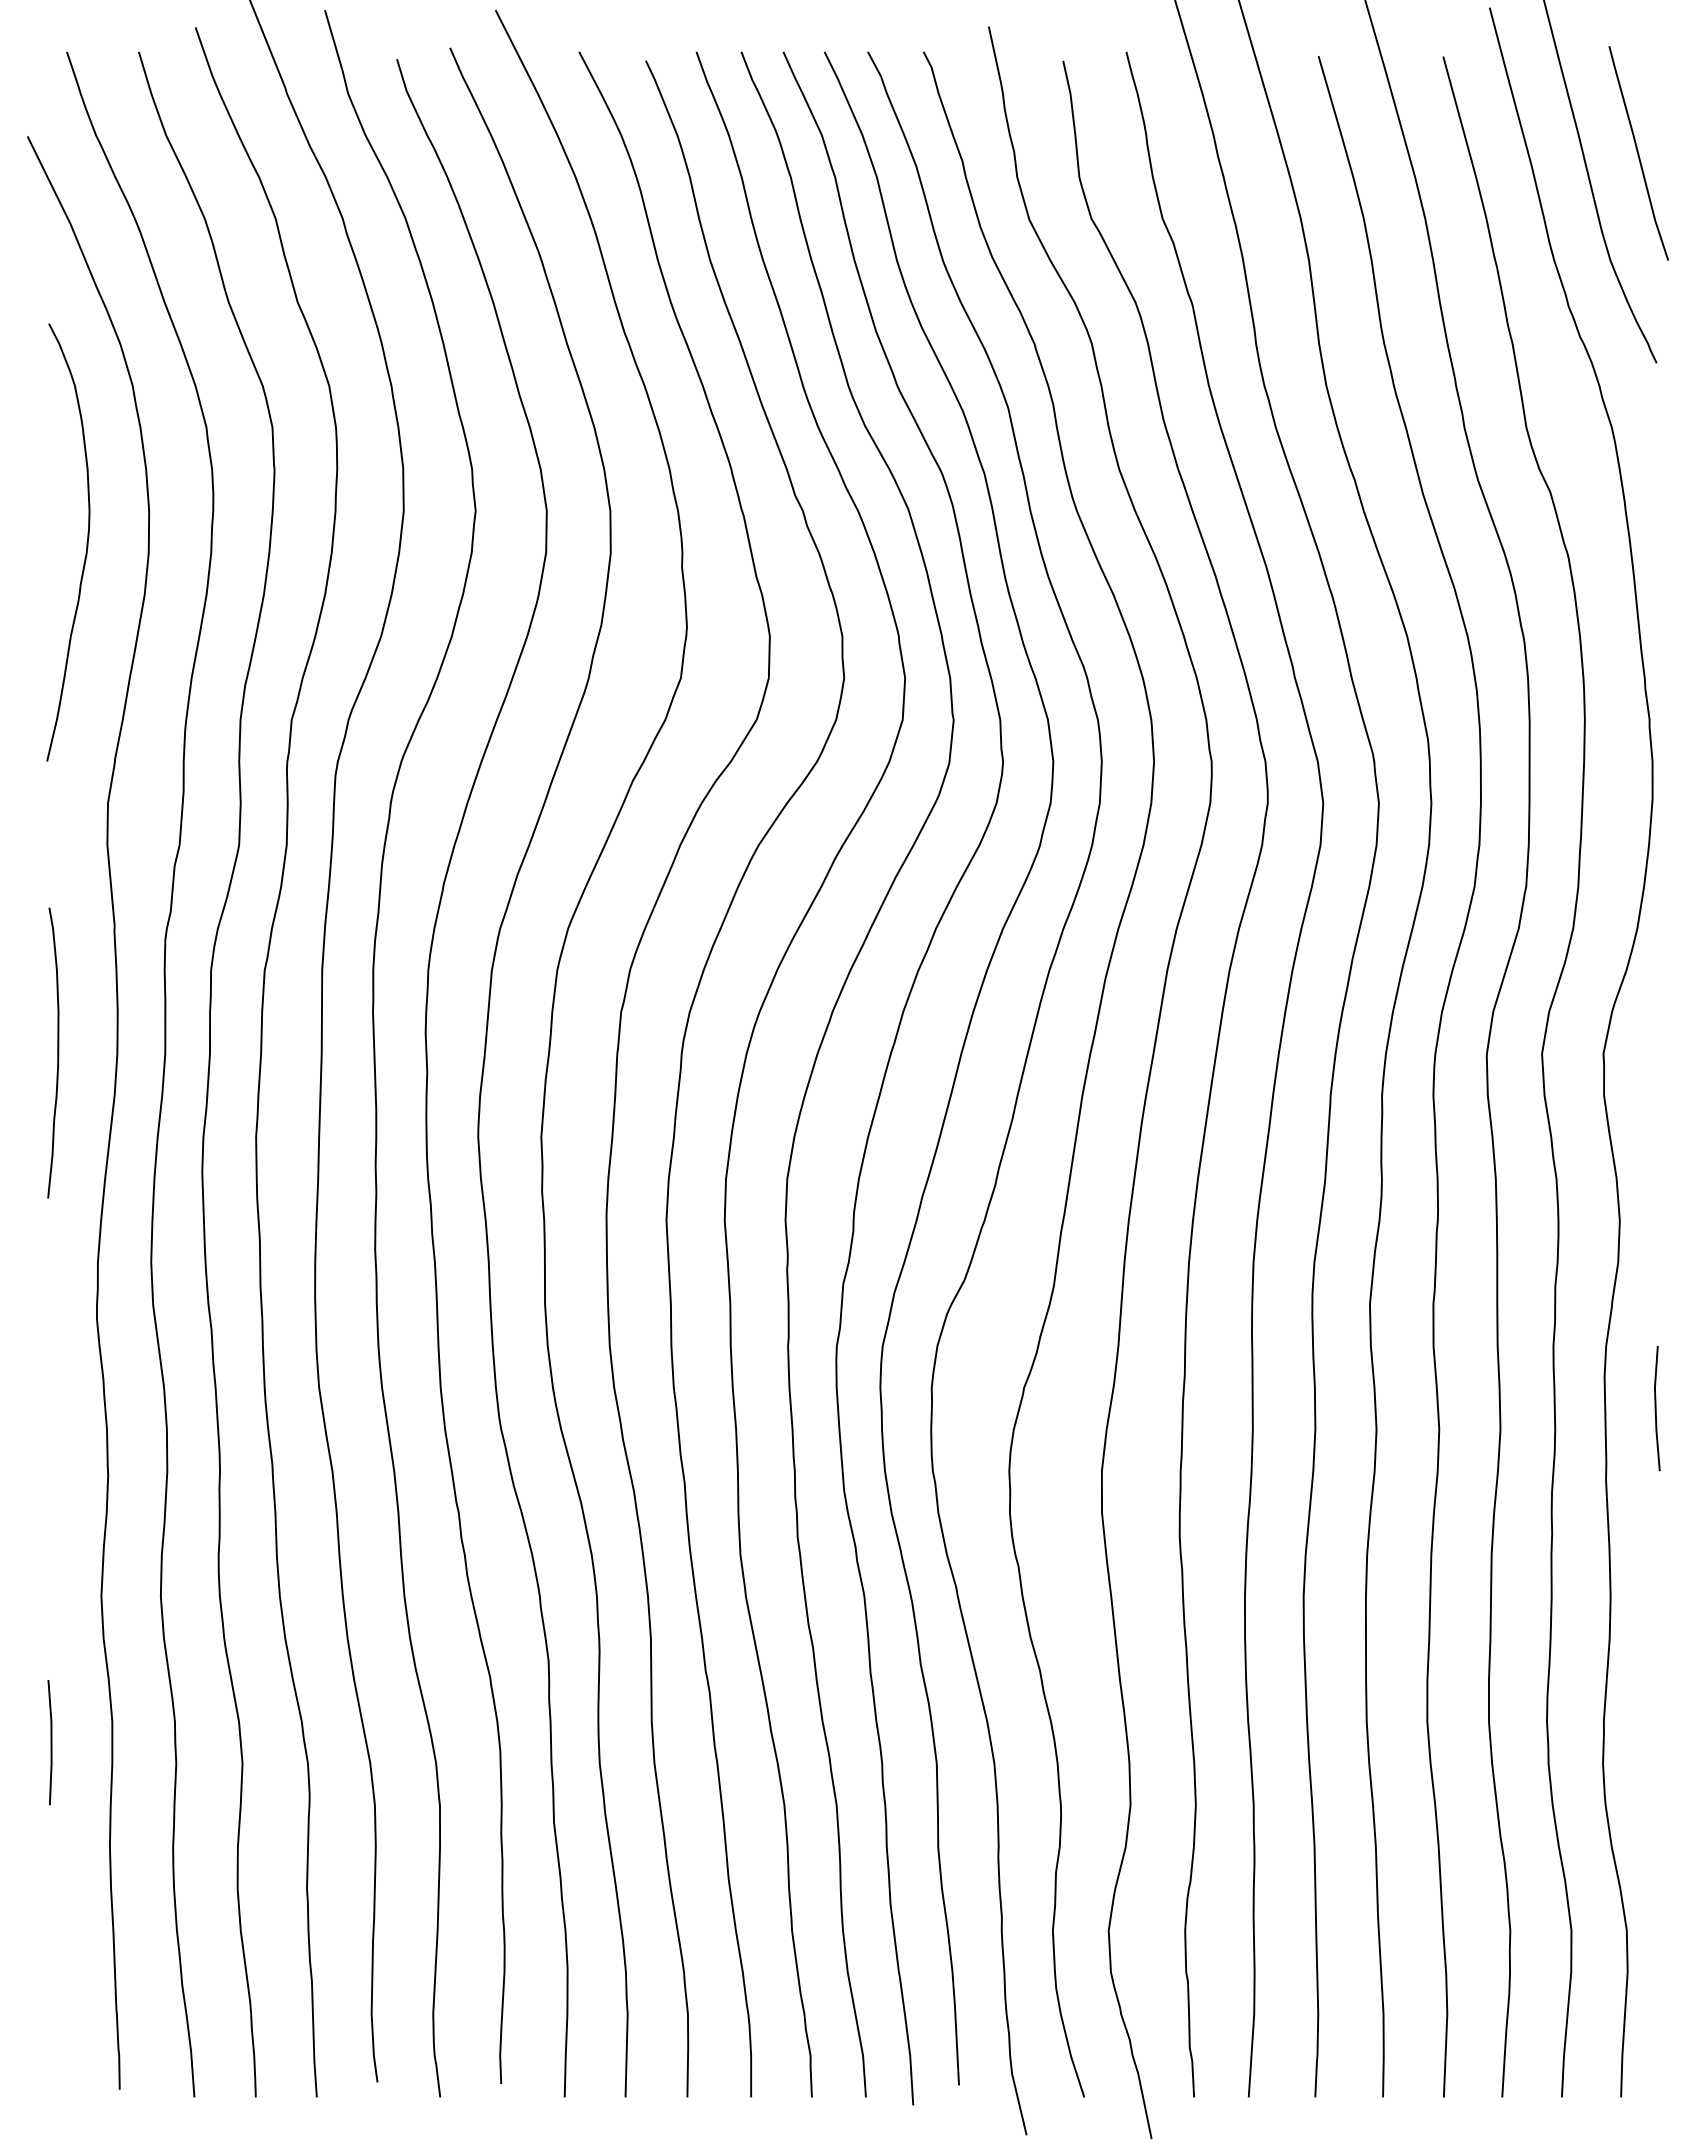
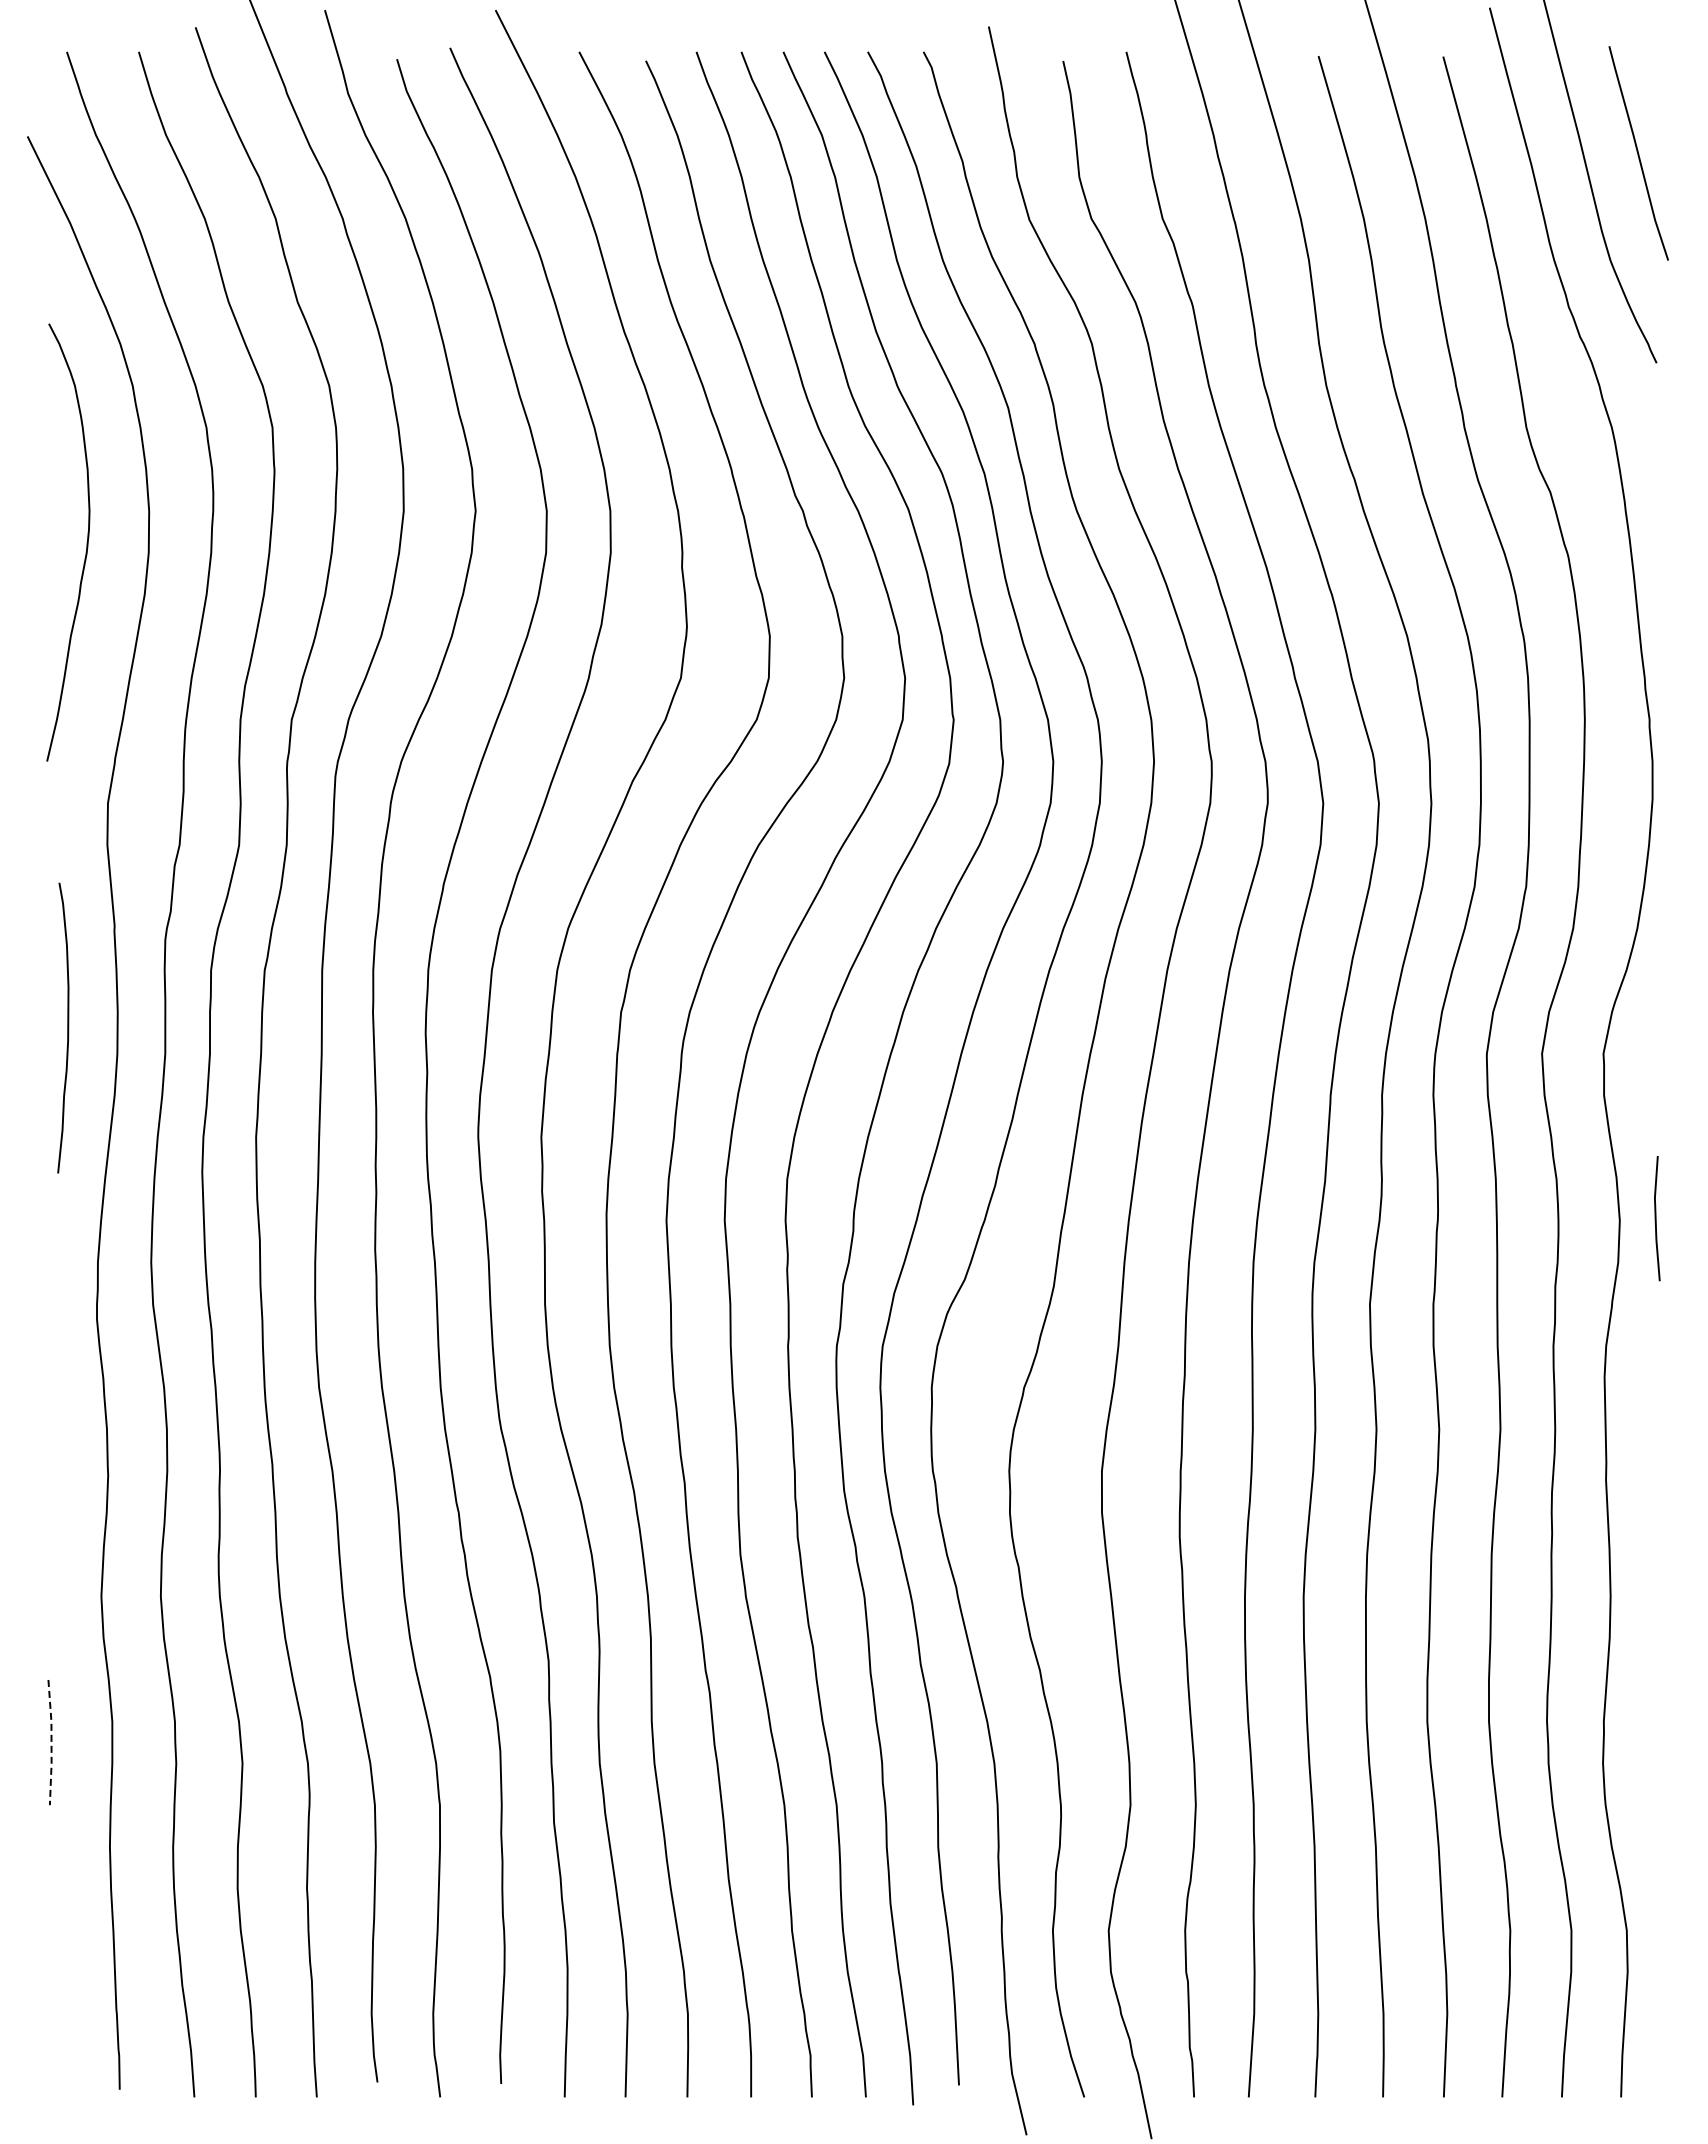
curve position: (57, 1052) -> (67, 1027) (67, 1027)
line position: (1656, 1408) -> (1656, 1218) (1656, 1218)
line: solid -> dashed (51, 1742)
